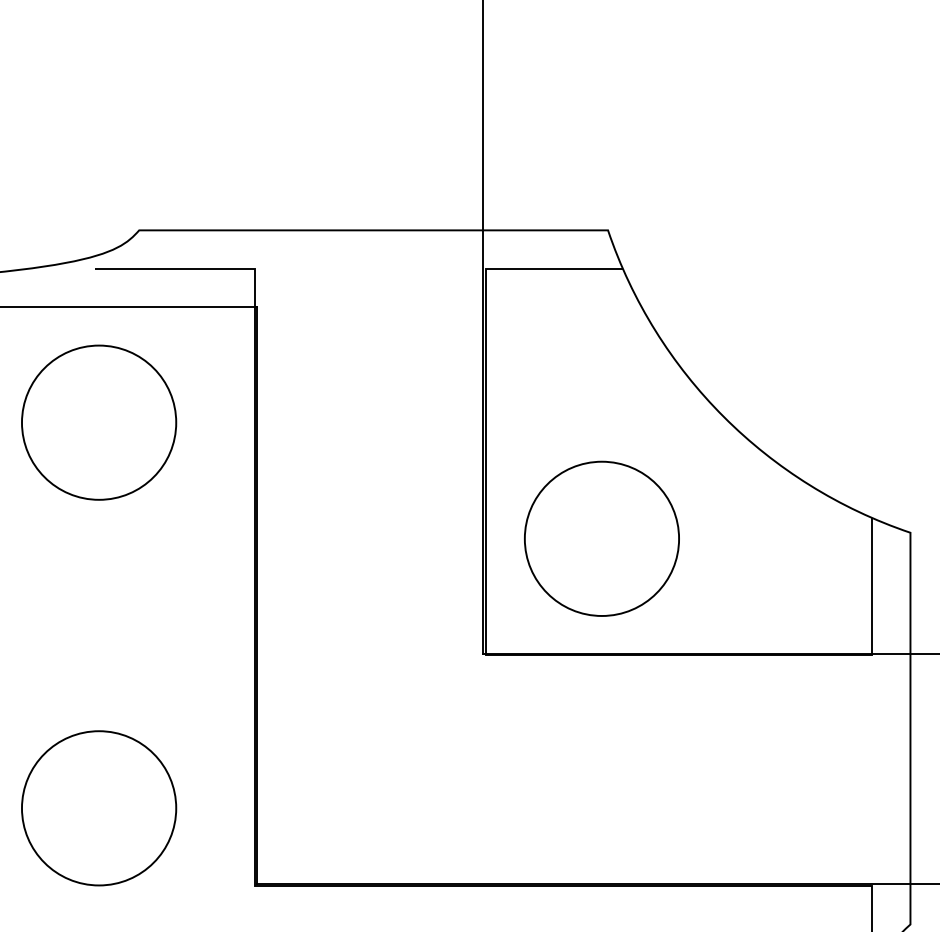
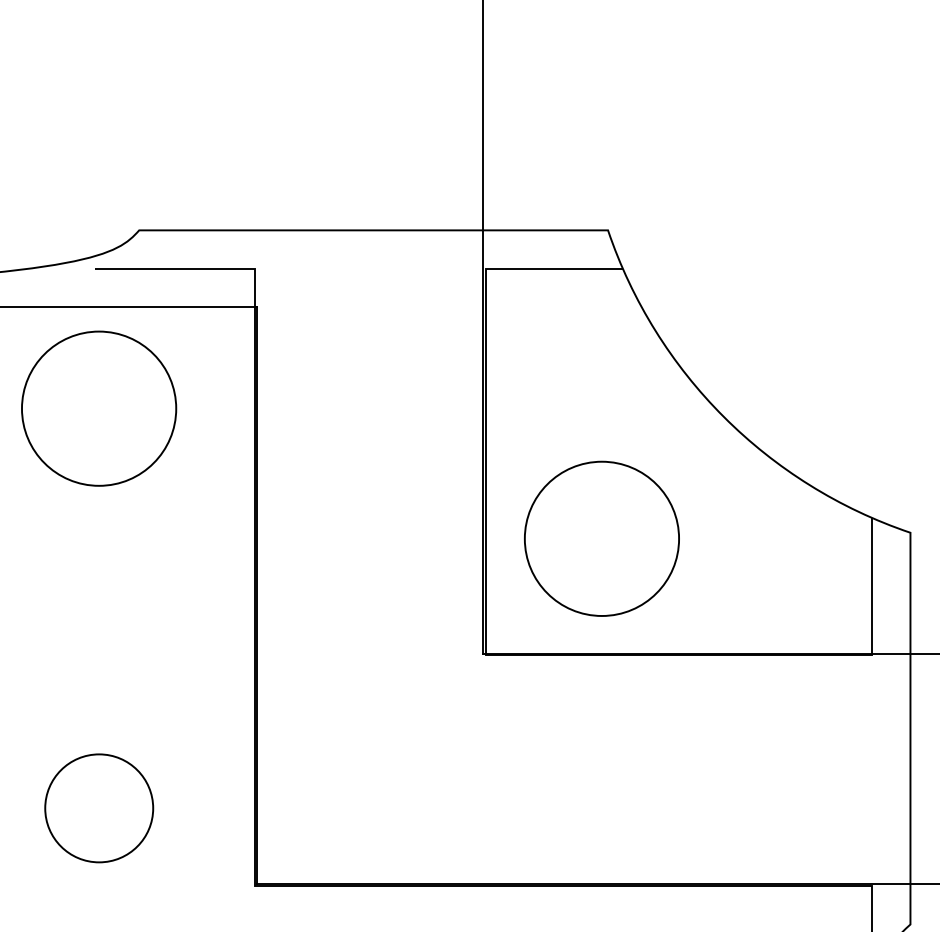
circle position: (99, 422) -> (99, 408) (99, 408)
circle size: 157x157 px -> 111x111 px (99, 808)
